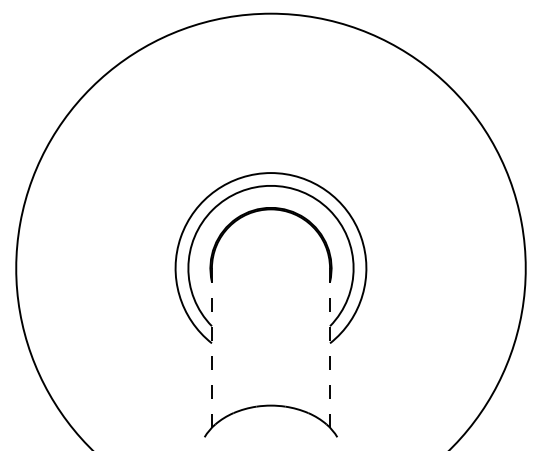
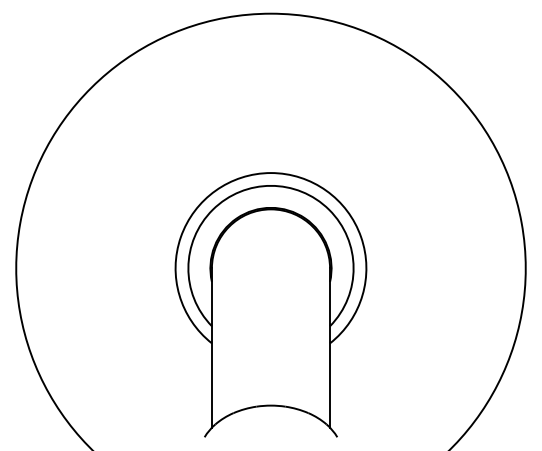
line: dashed -> solid (211, 348)
line: dashed -> solid (330, 348)
